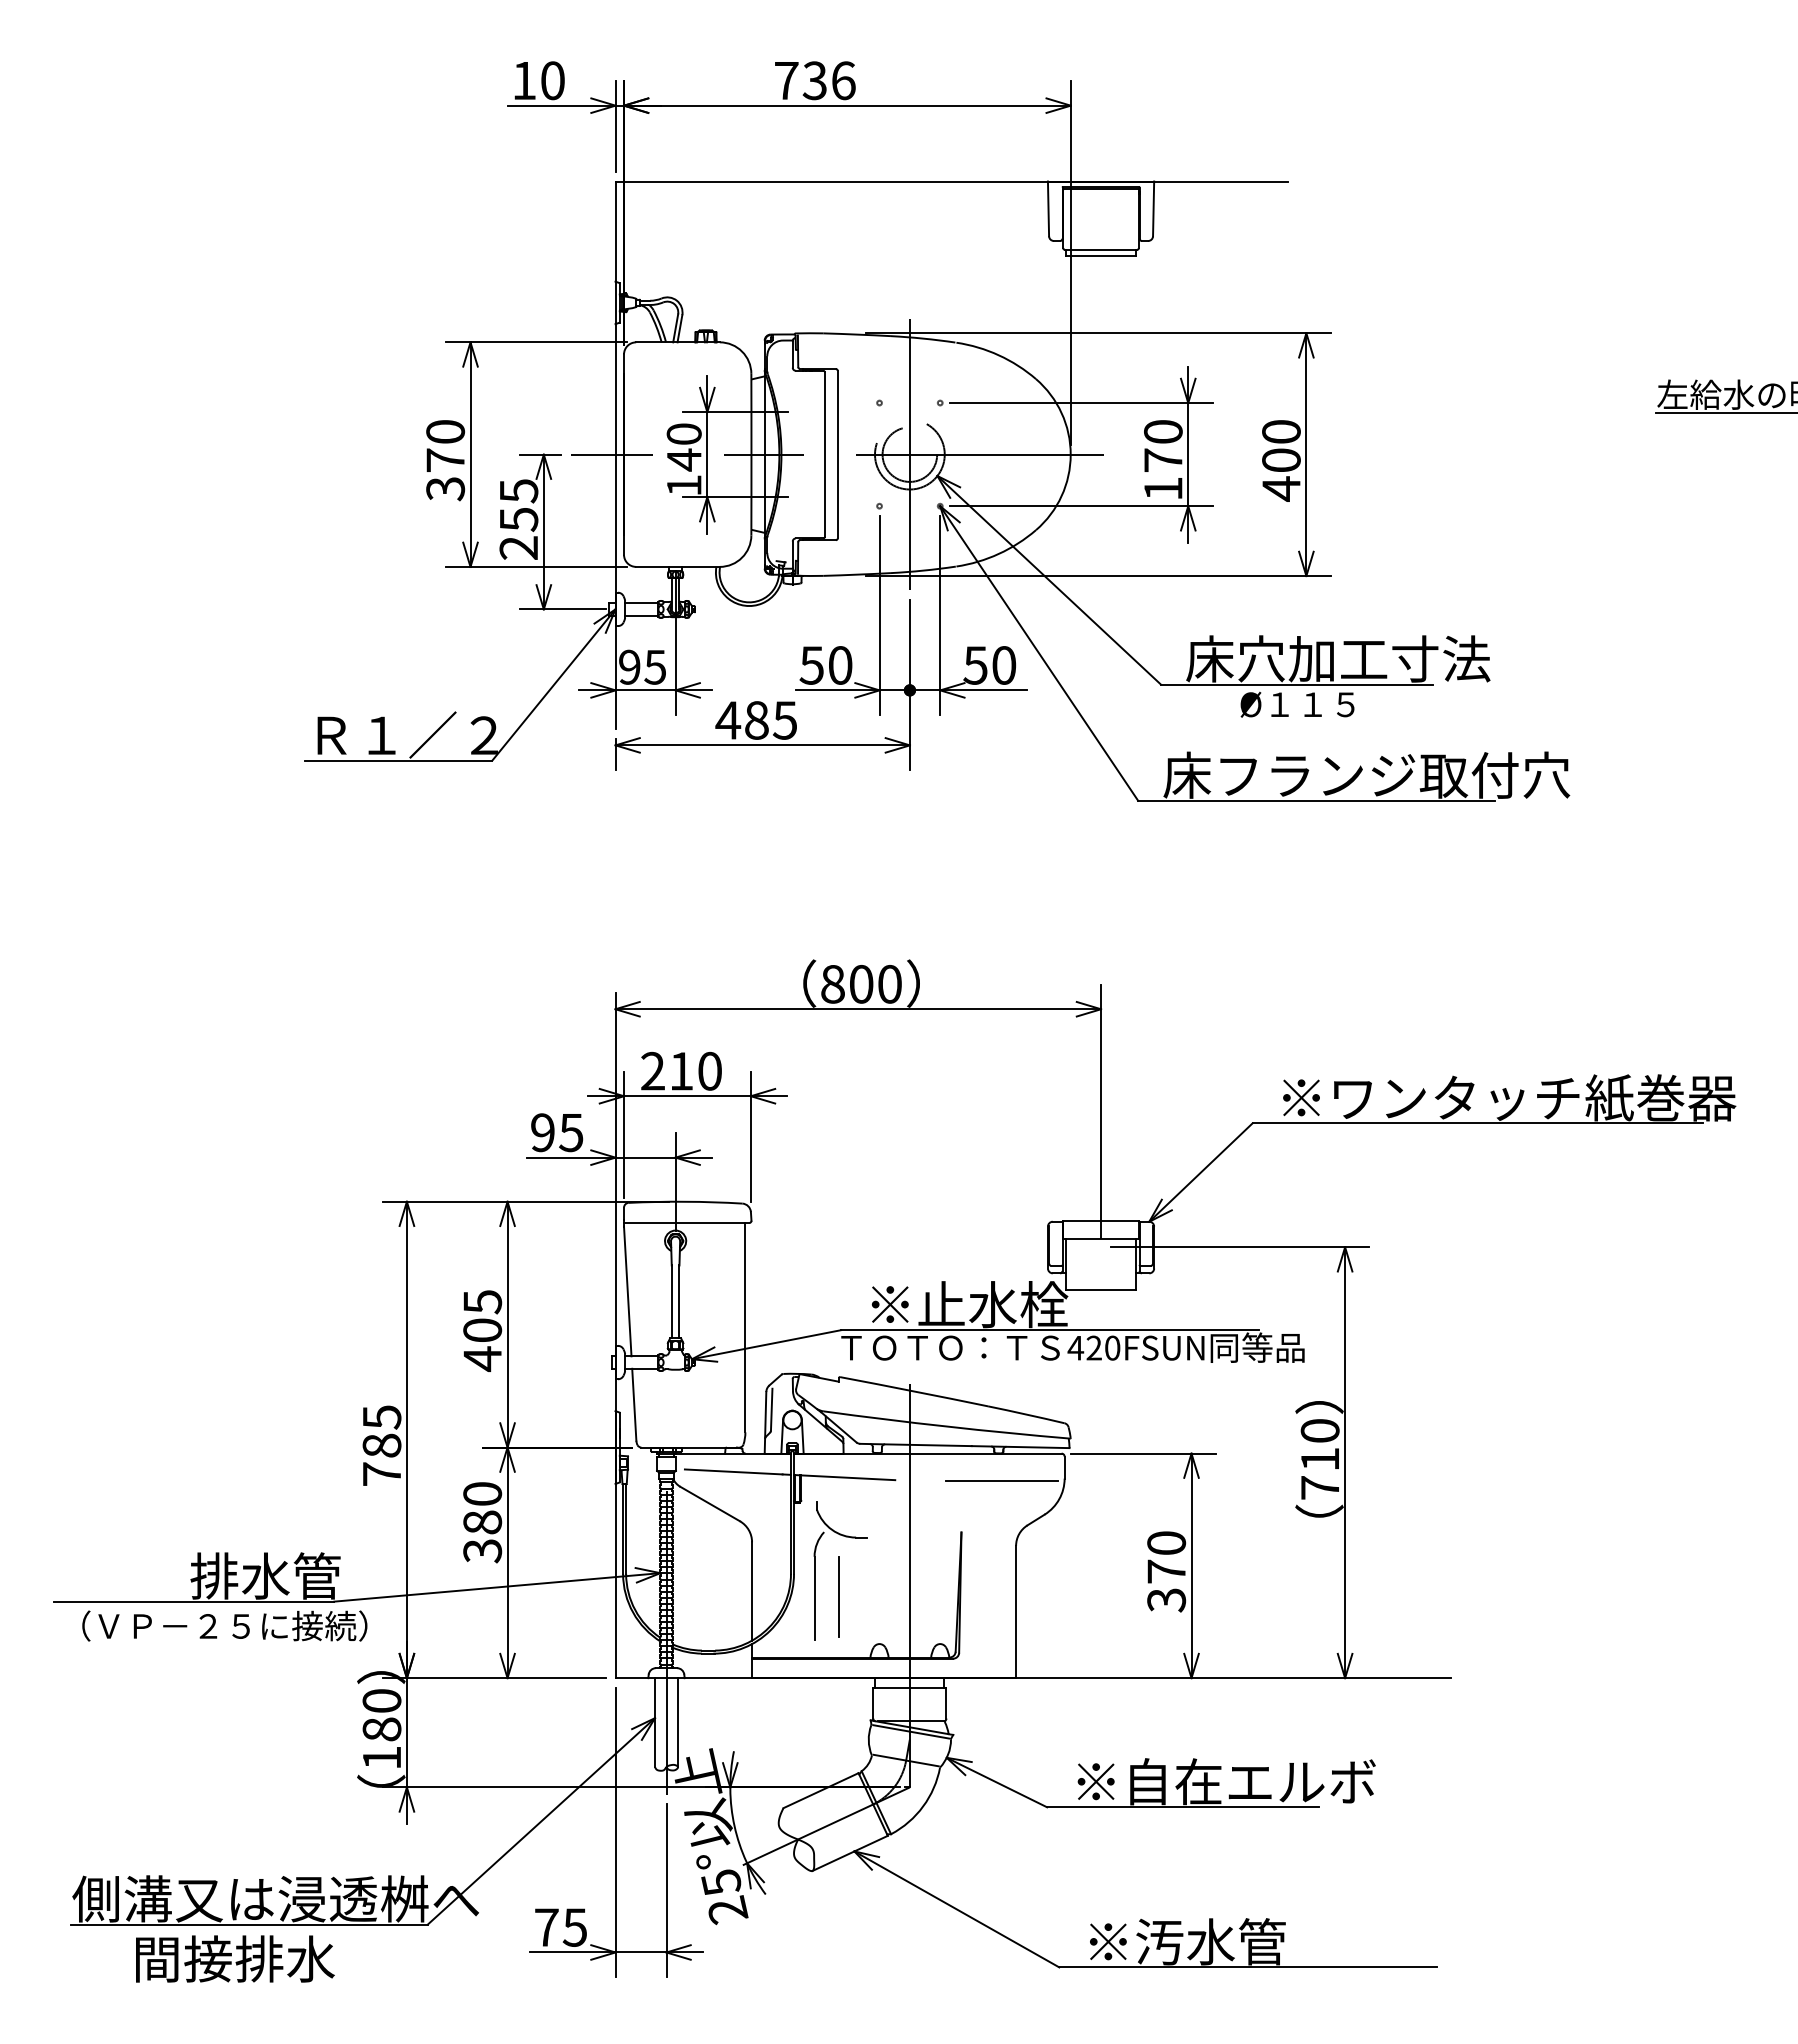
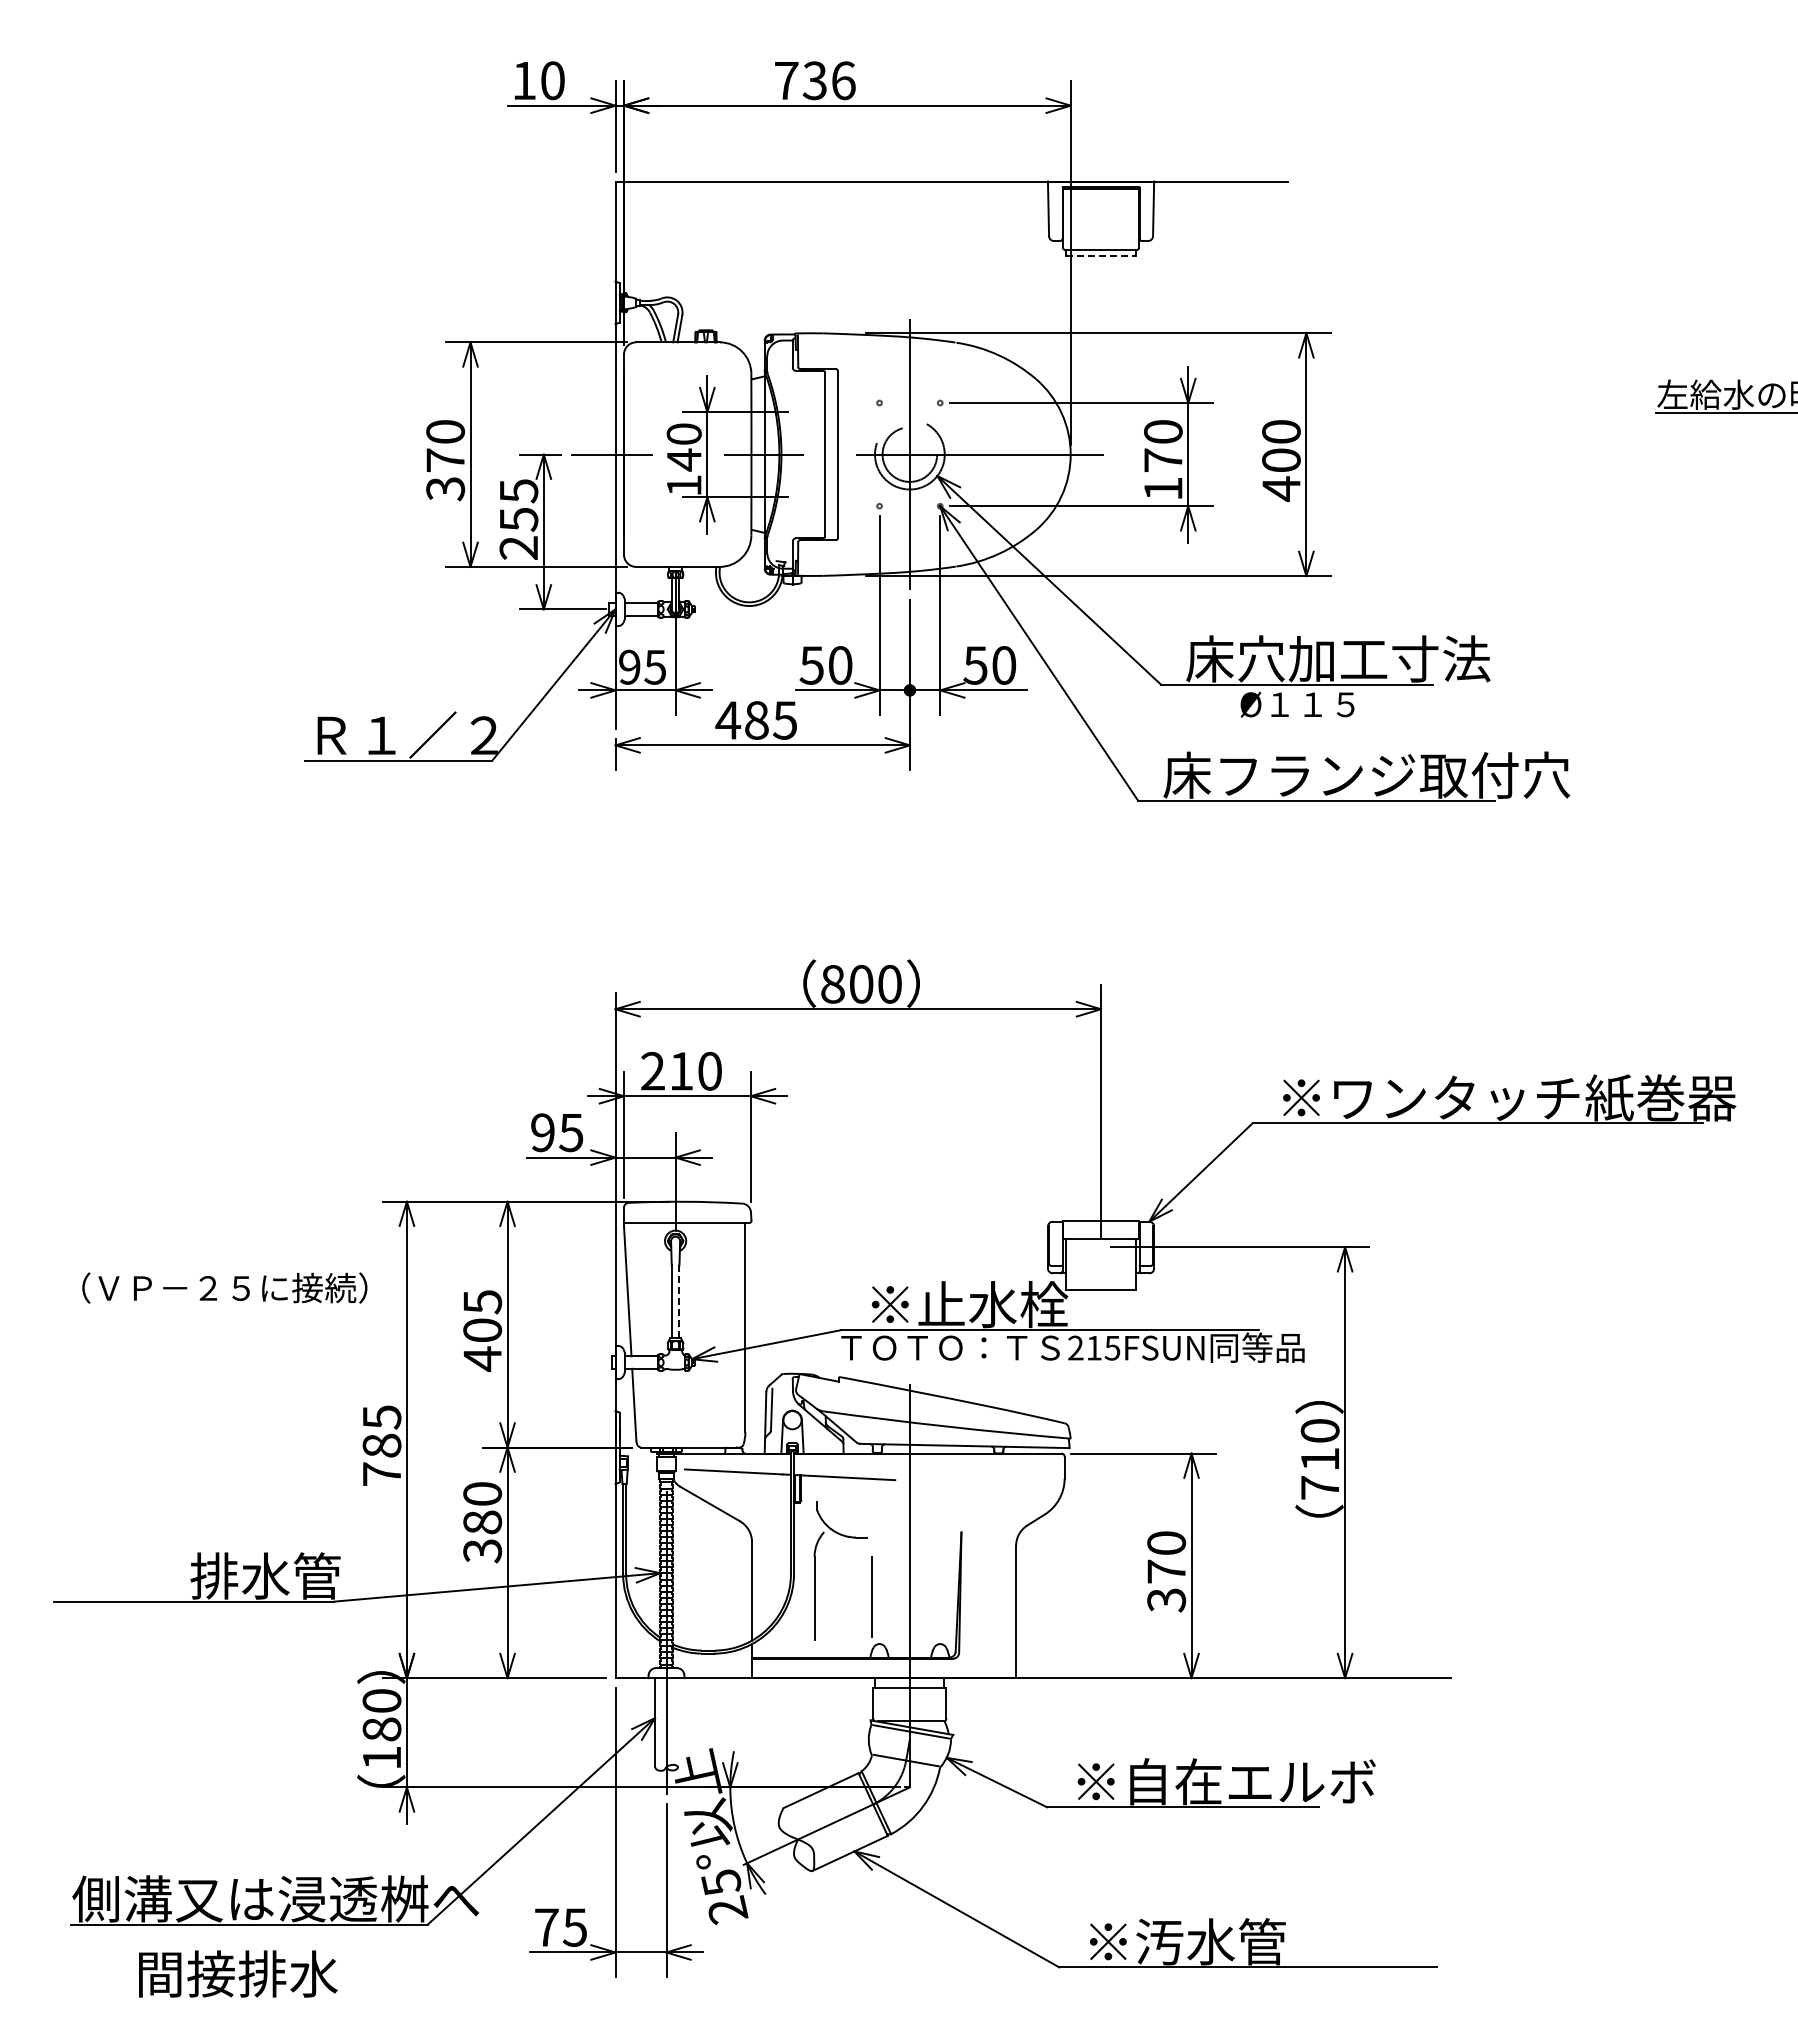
line: solid -> dashed (1101, 255)
line: solid -> dashed (679, 1301)
text: 420FSUN -> 215FSUN (1093, 1347)
line: present -> none (1001, 1480)
line position: (838, 1596) -> (871, 1596) (871, 1596)
text position: (224, 1625) -> (224, 1287) (224, 1287)
line: present -> none (678, 1722)
text position: (235, 1958) -> (238, 1973) (238, 1973)
